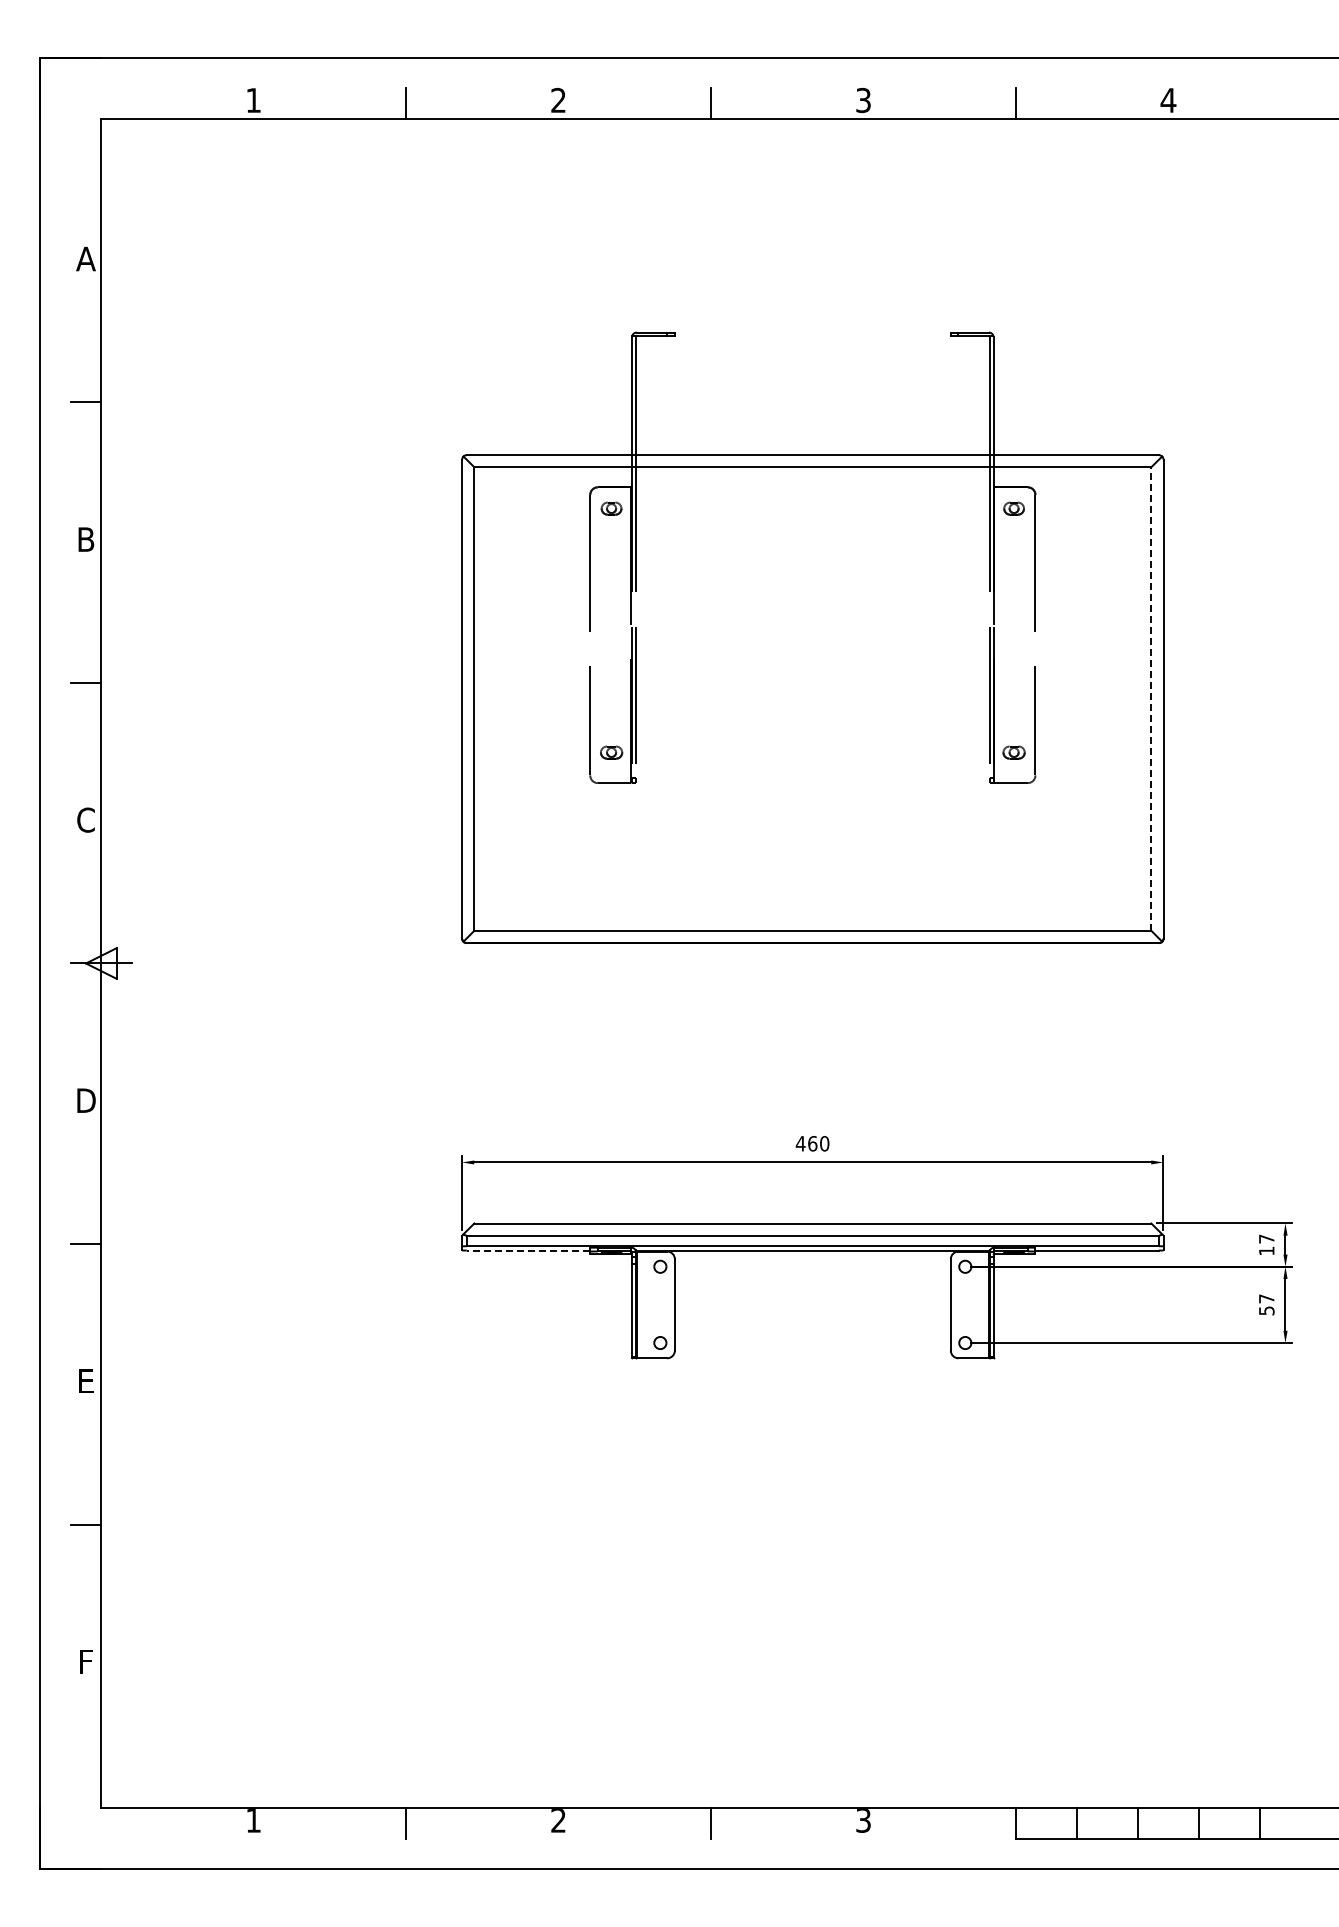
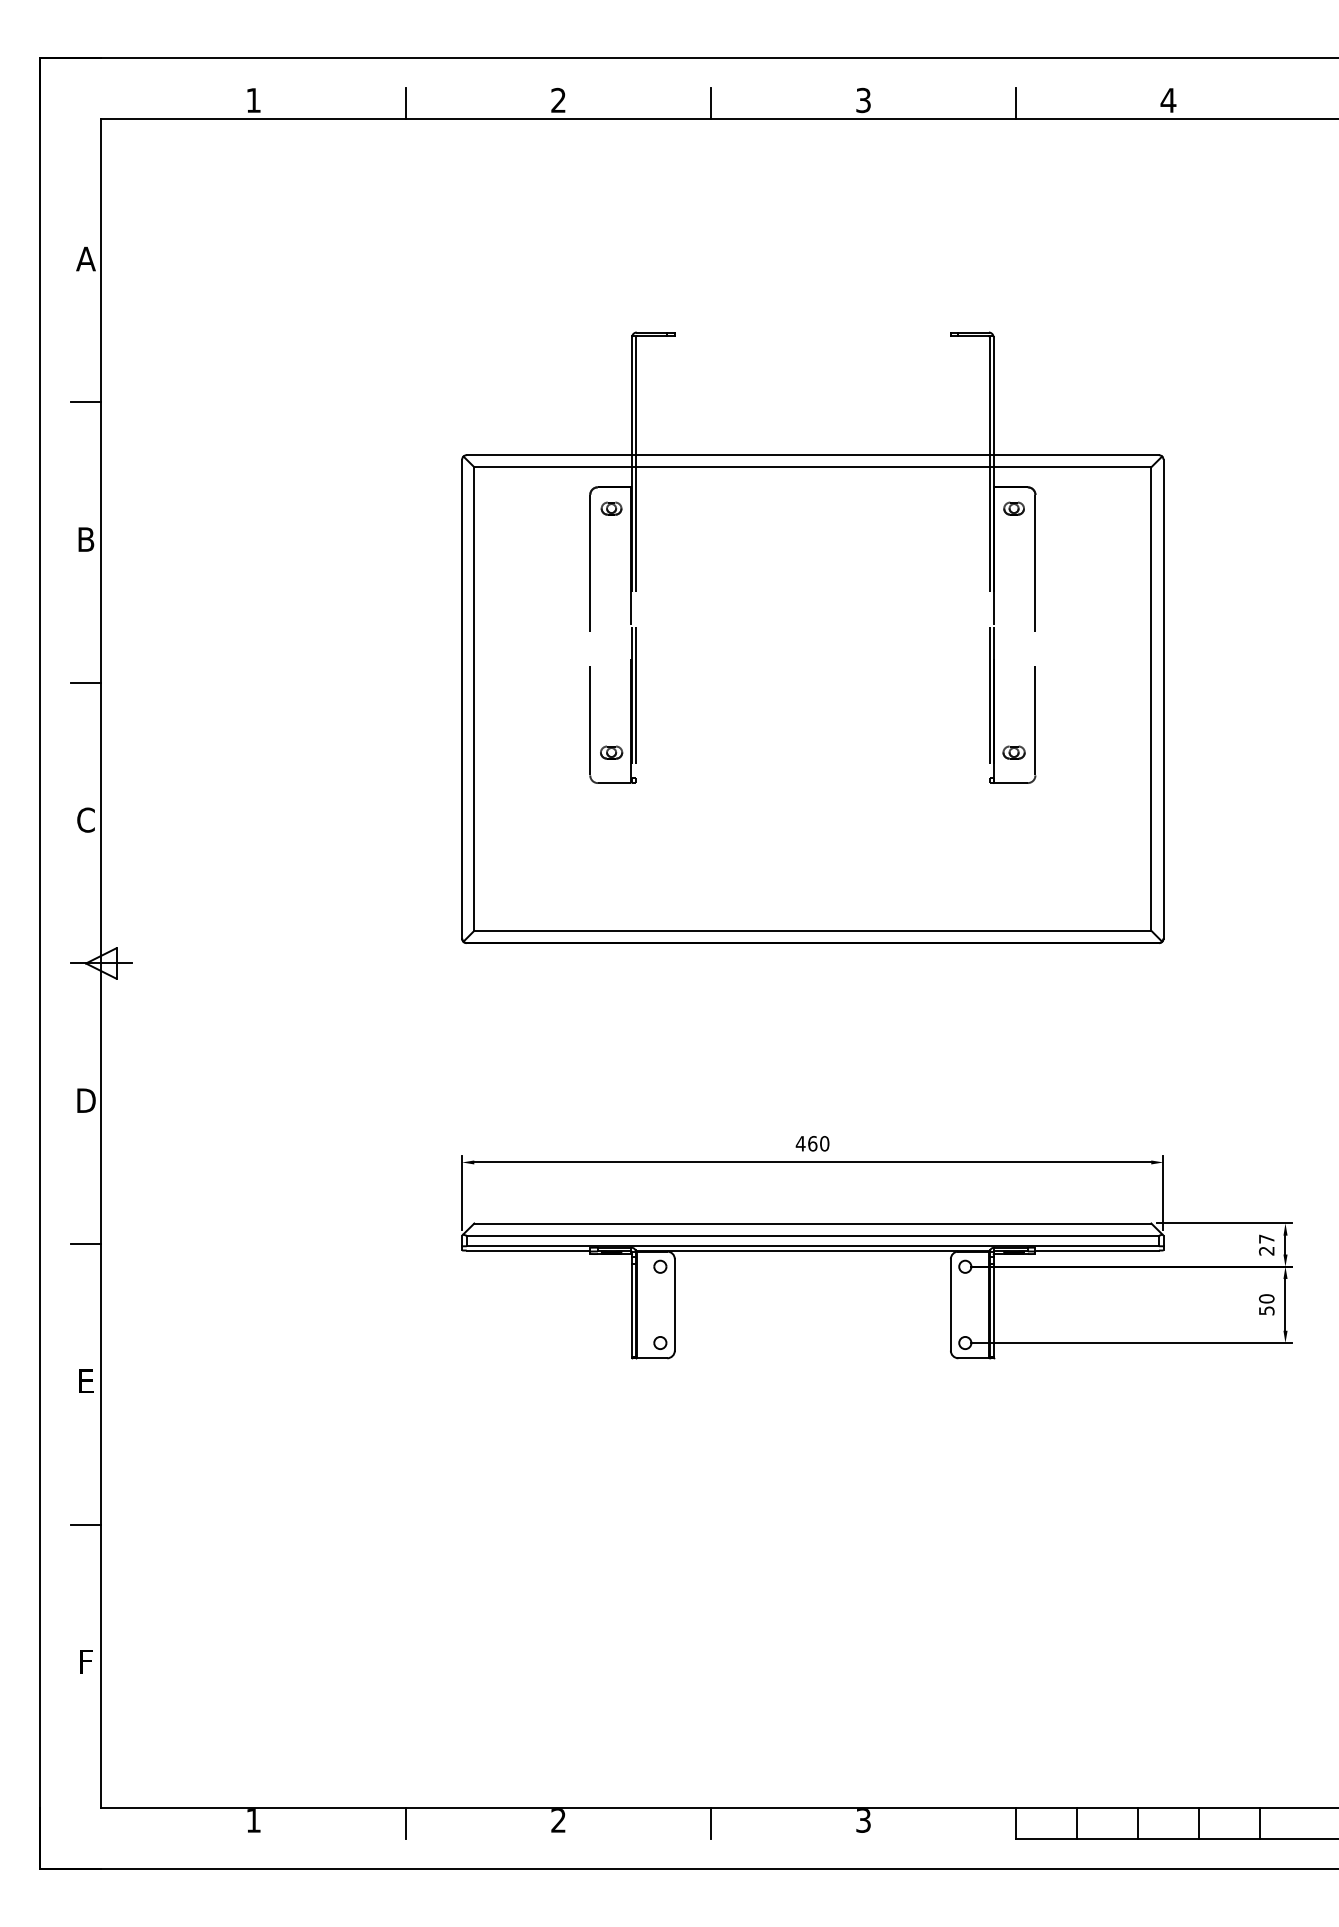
line: dashed -> solid (1151, 699)
line: dashed -> solid (528, 1250)
text: 17 -> 27 (1266, 1250)
text: 57 -> 50 (1266, 1298)
